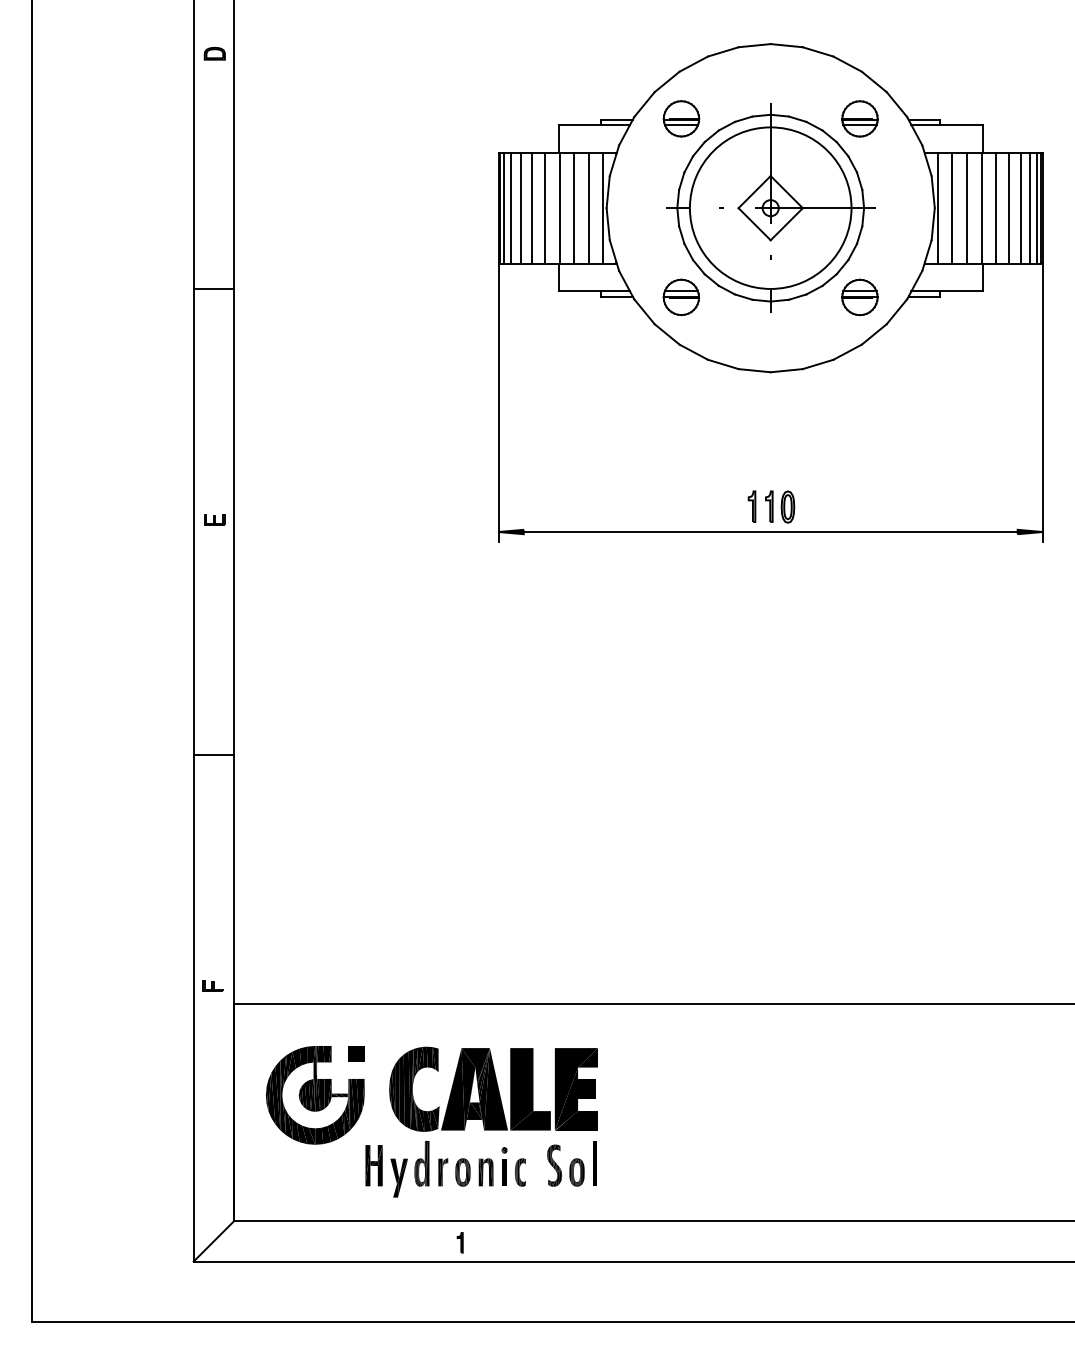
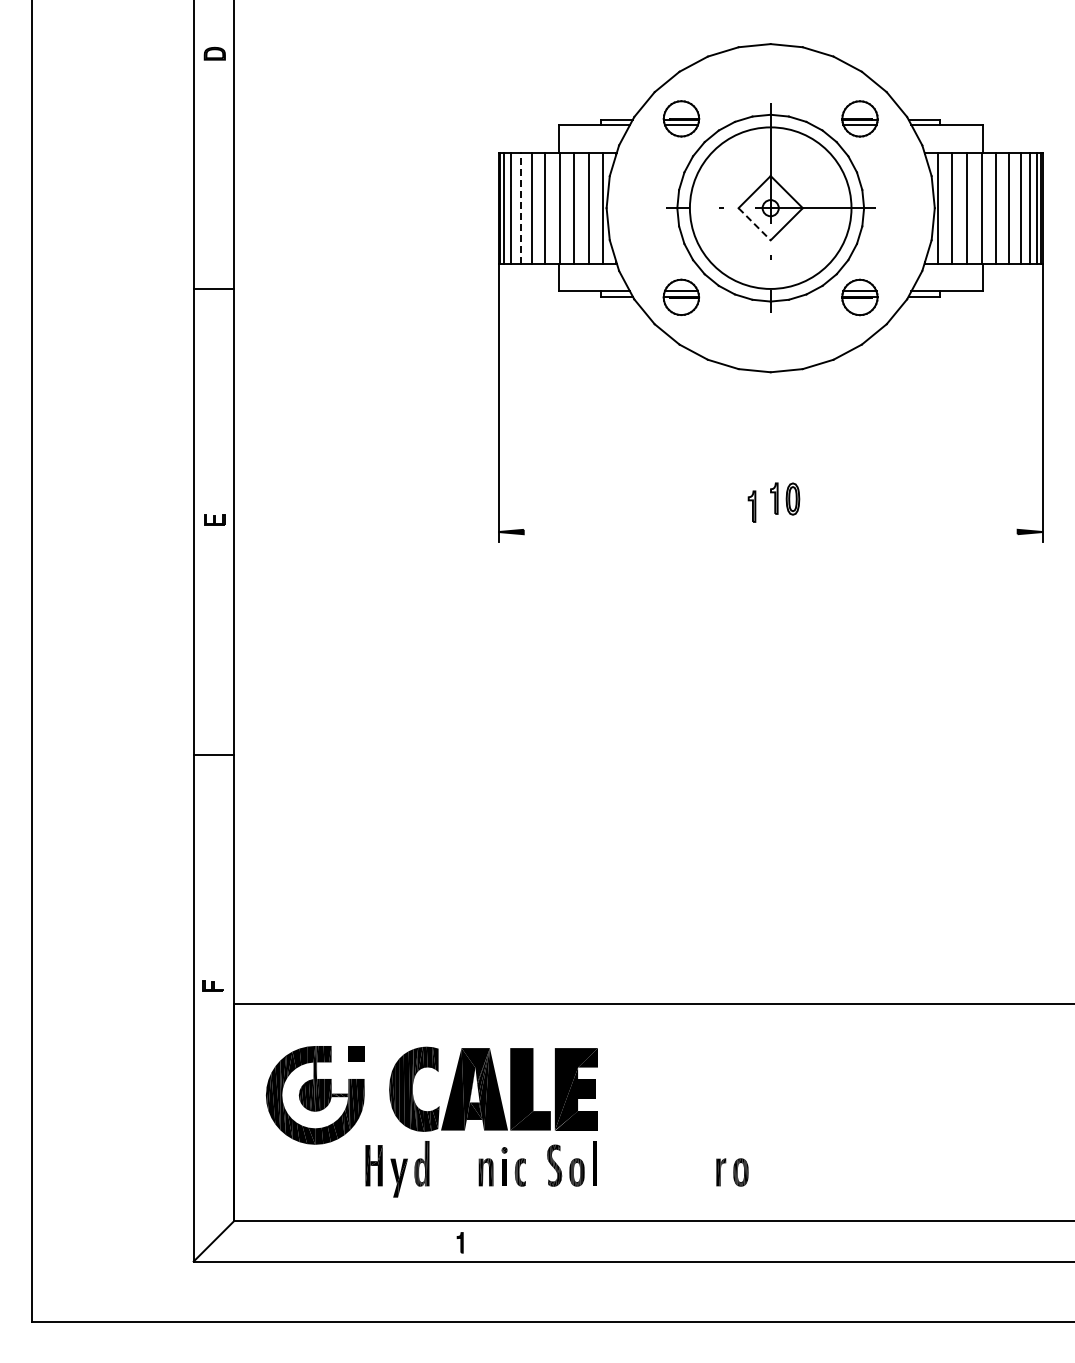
line: solid -> dashed (520, 208)
line: solid -> dashed (754, 224)
part position: (780, 506) -> (785, 498) (785, 498)
line: present -> none (770, 532)
part position: (454, 1172) -> (732, 1172) (732, 1172)
